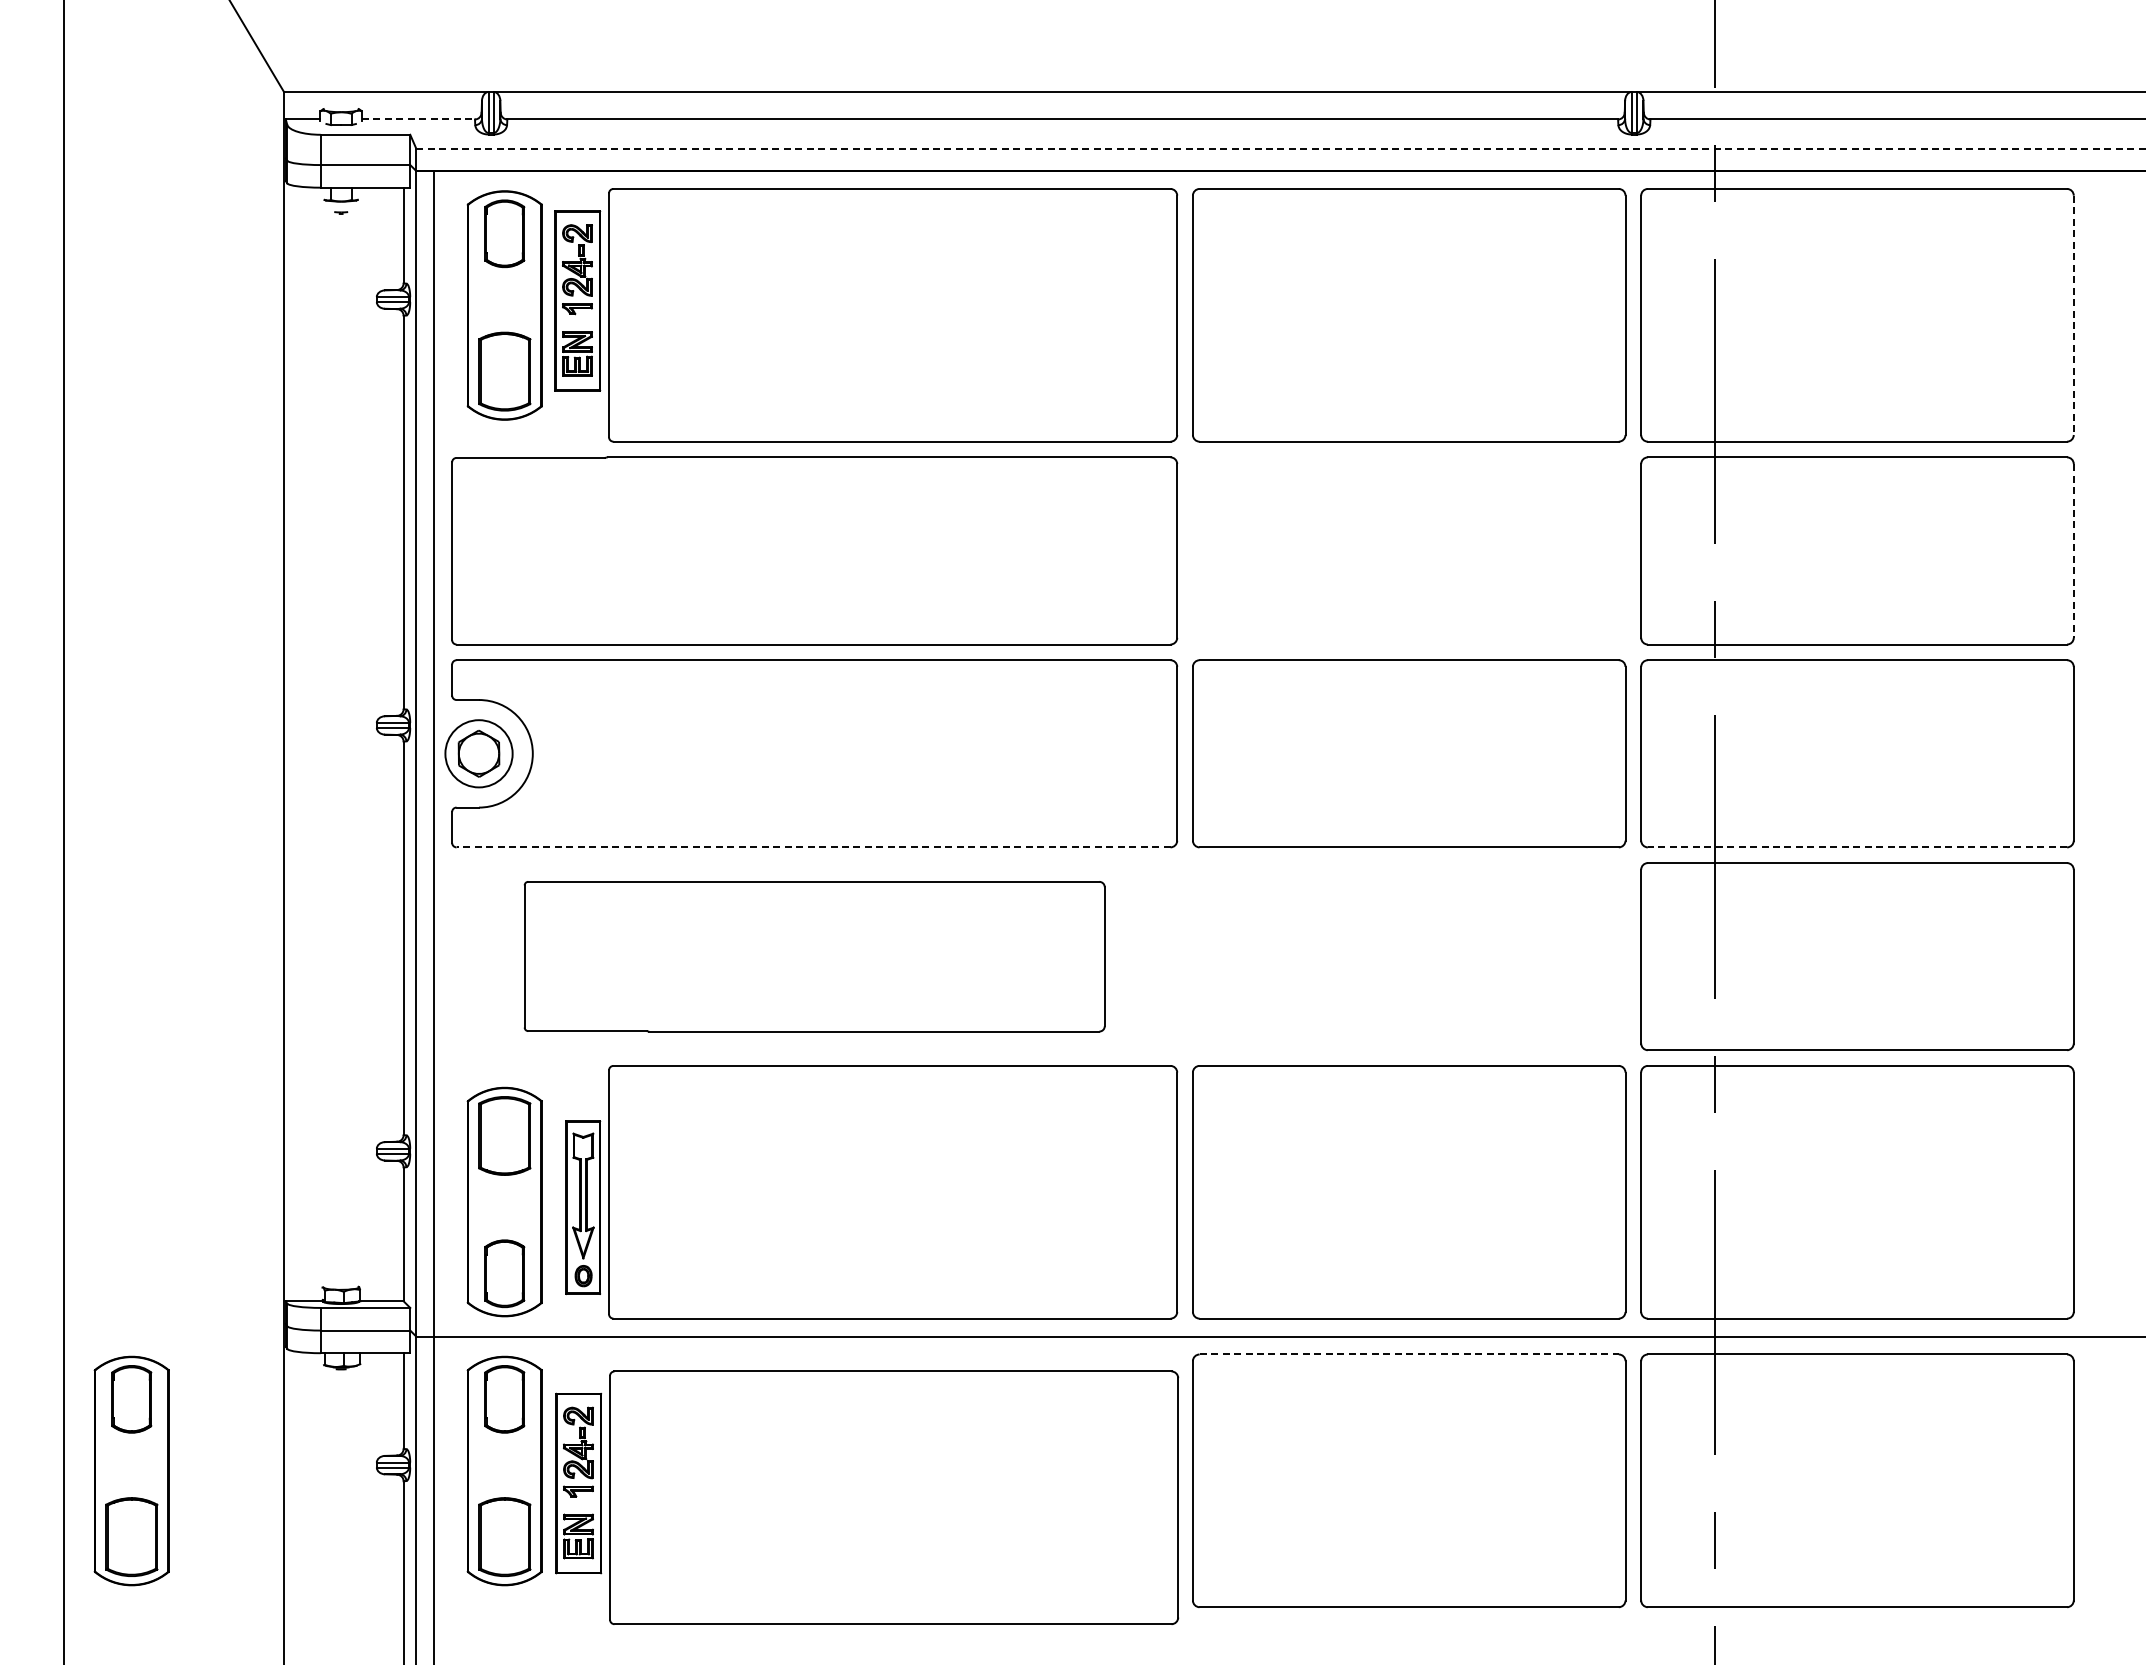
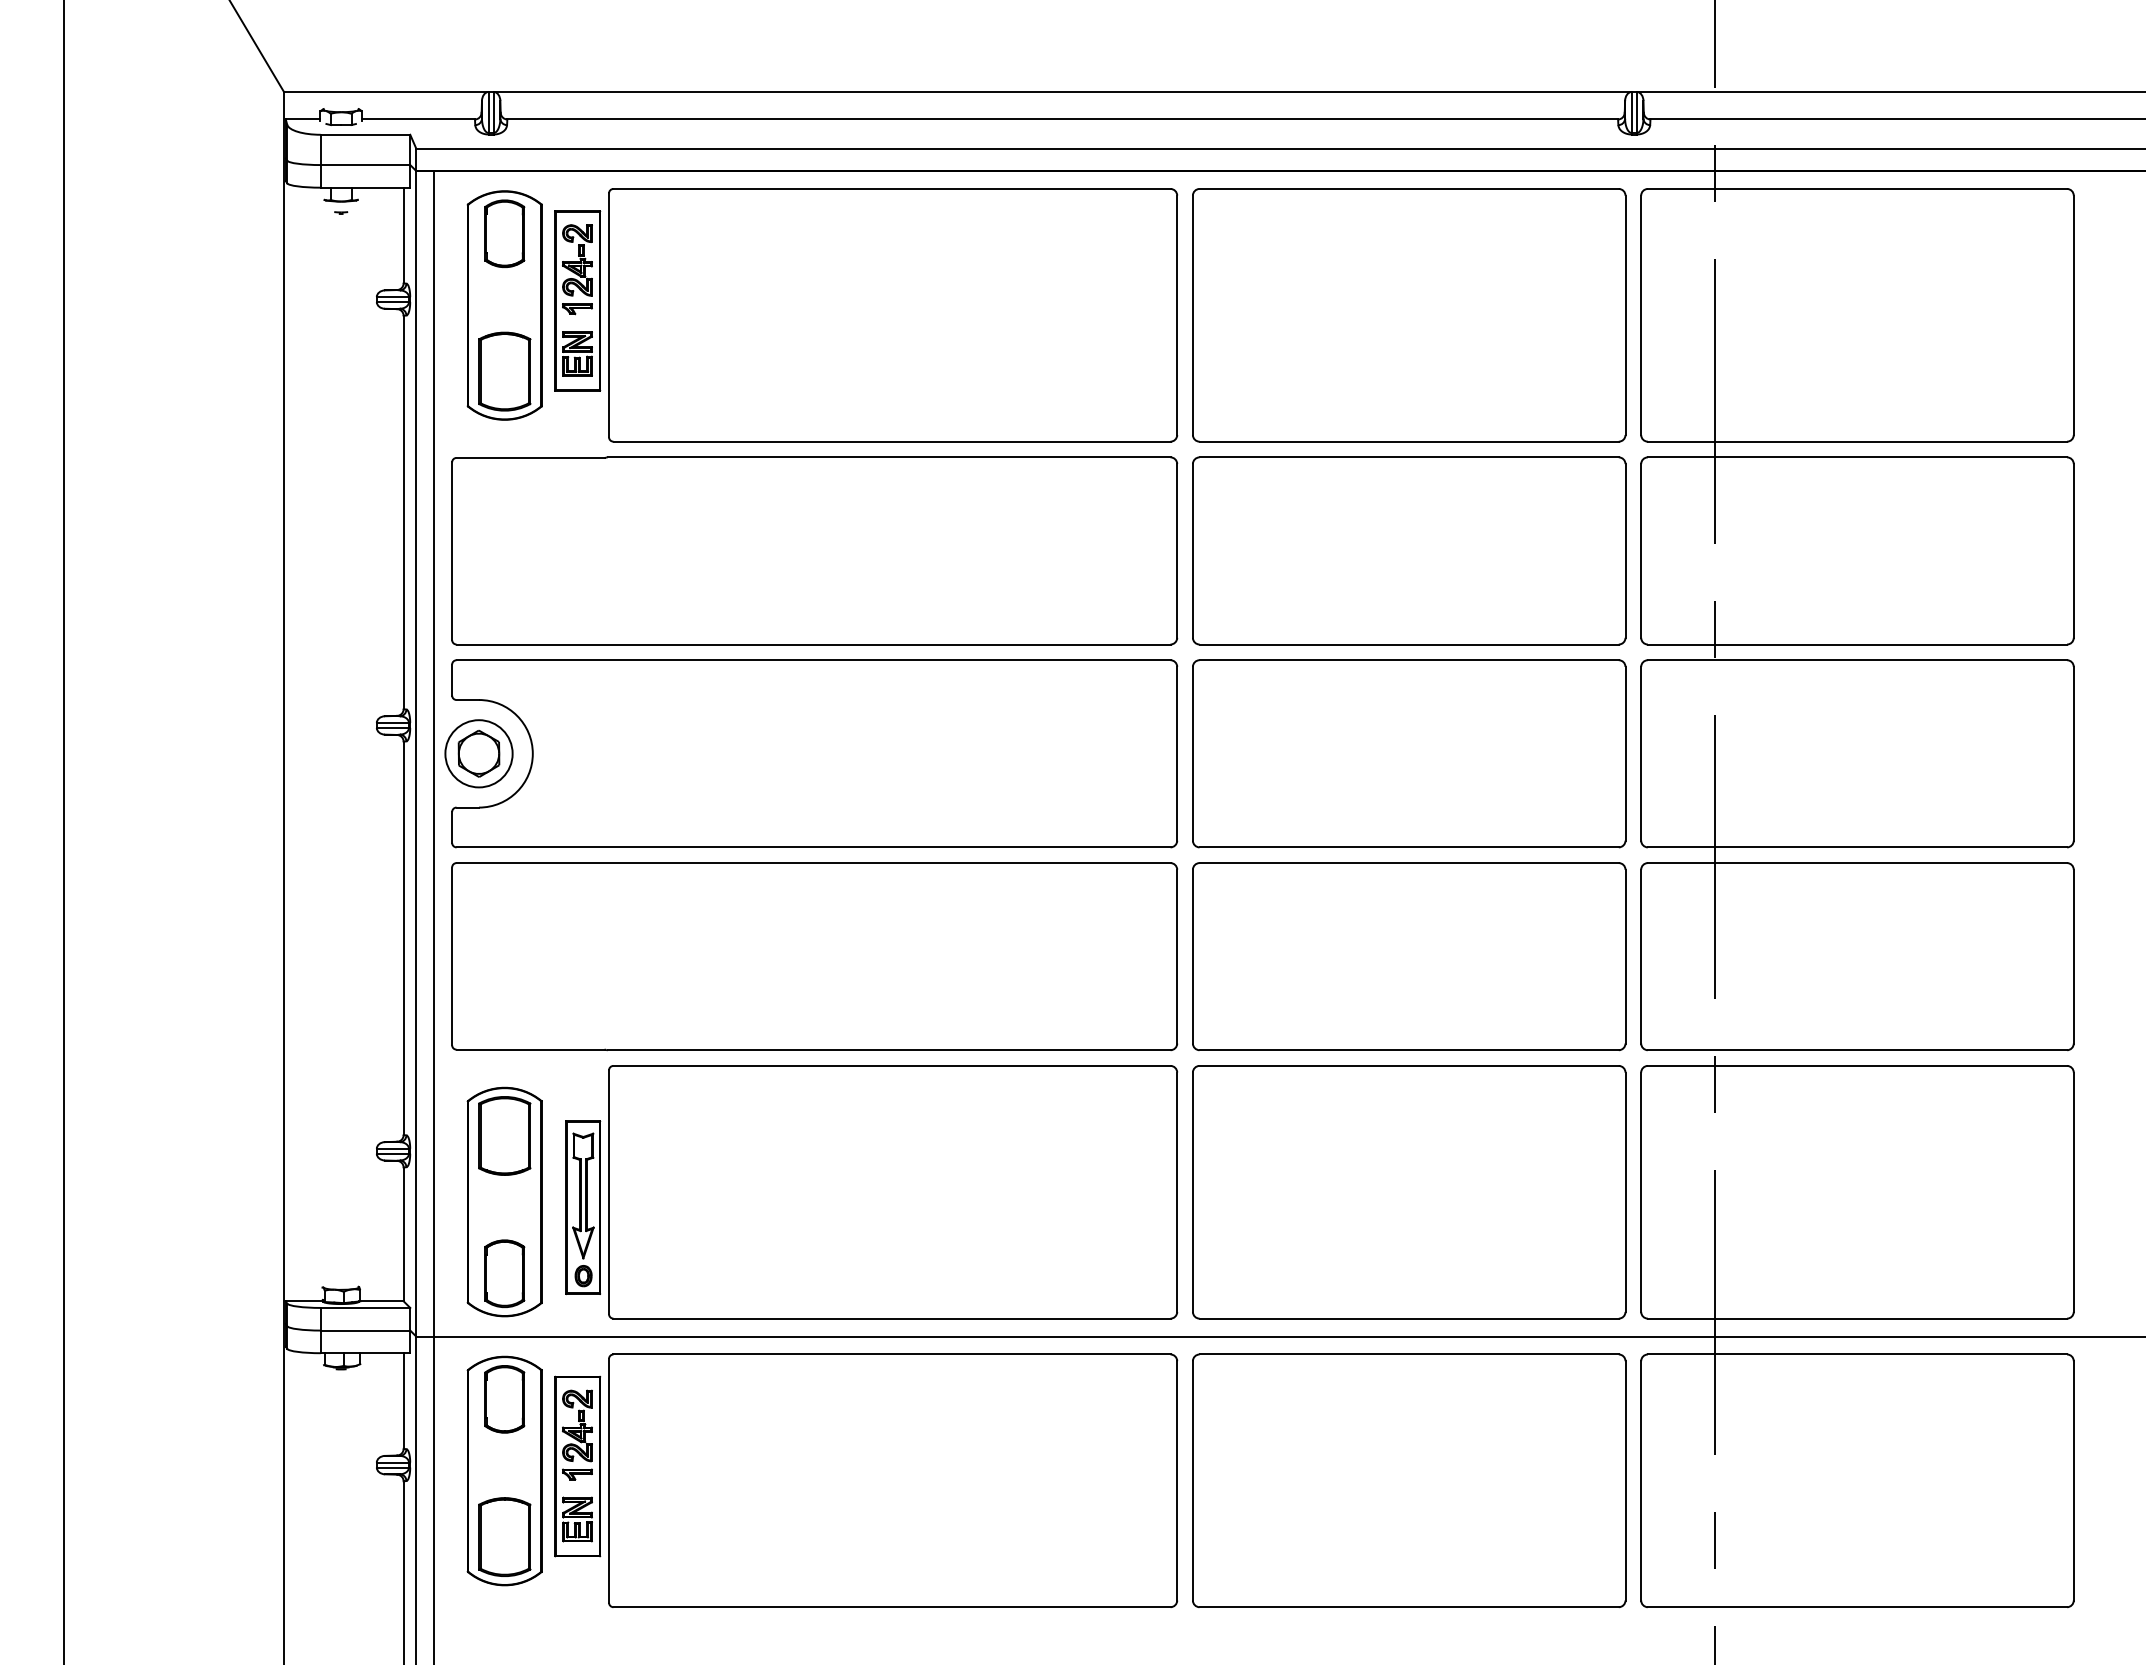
line: dashed -> solid (418, 119)
line: dashed -> solid (1280, 148)
line: dashed -> solid (2073, 315)
part: none -> present (1409, 550)
line: dashed -> solid (2073, 550)
line: dashed -> solid (813, 847)
line: dashed -> solid (1857, 847)
part size: 583x152 px -> 728x190 px (814, 956)
part: none -> present (1409, 956)
line: dashed -> solid (1409, 1354)
part: present -> none (131, 1470)
part position: (867, 1497) -> (866, 1480) (866, 1480)
